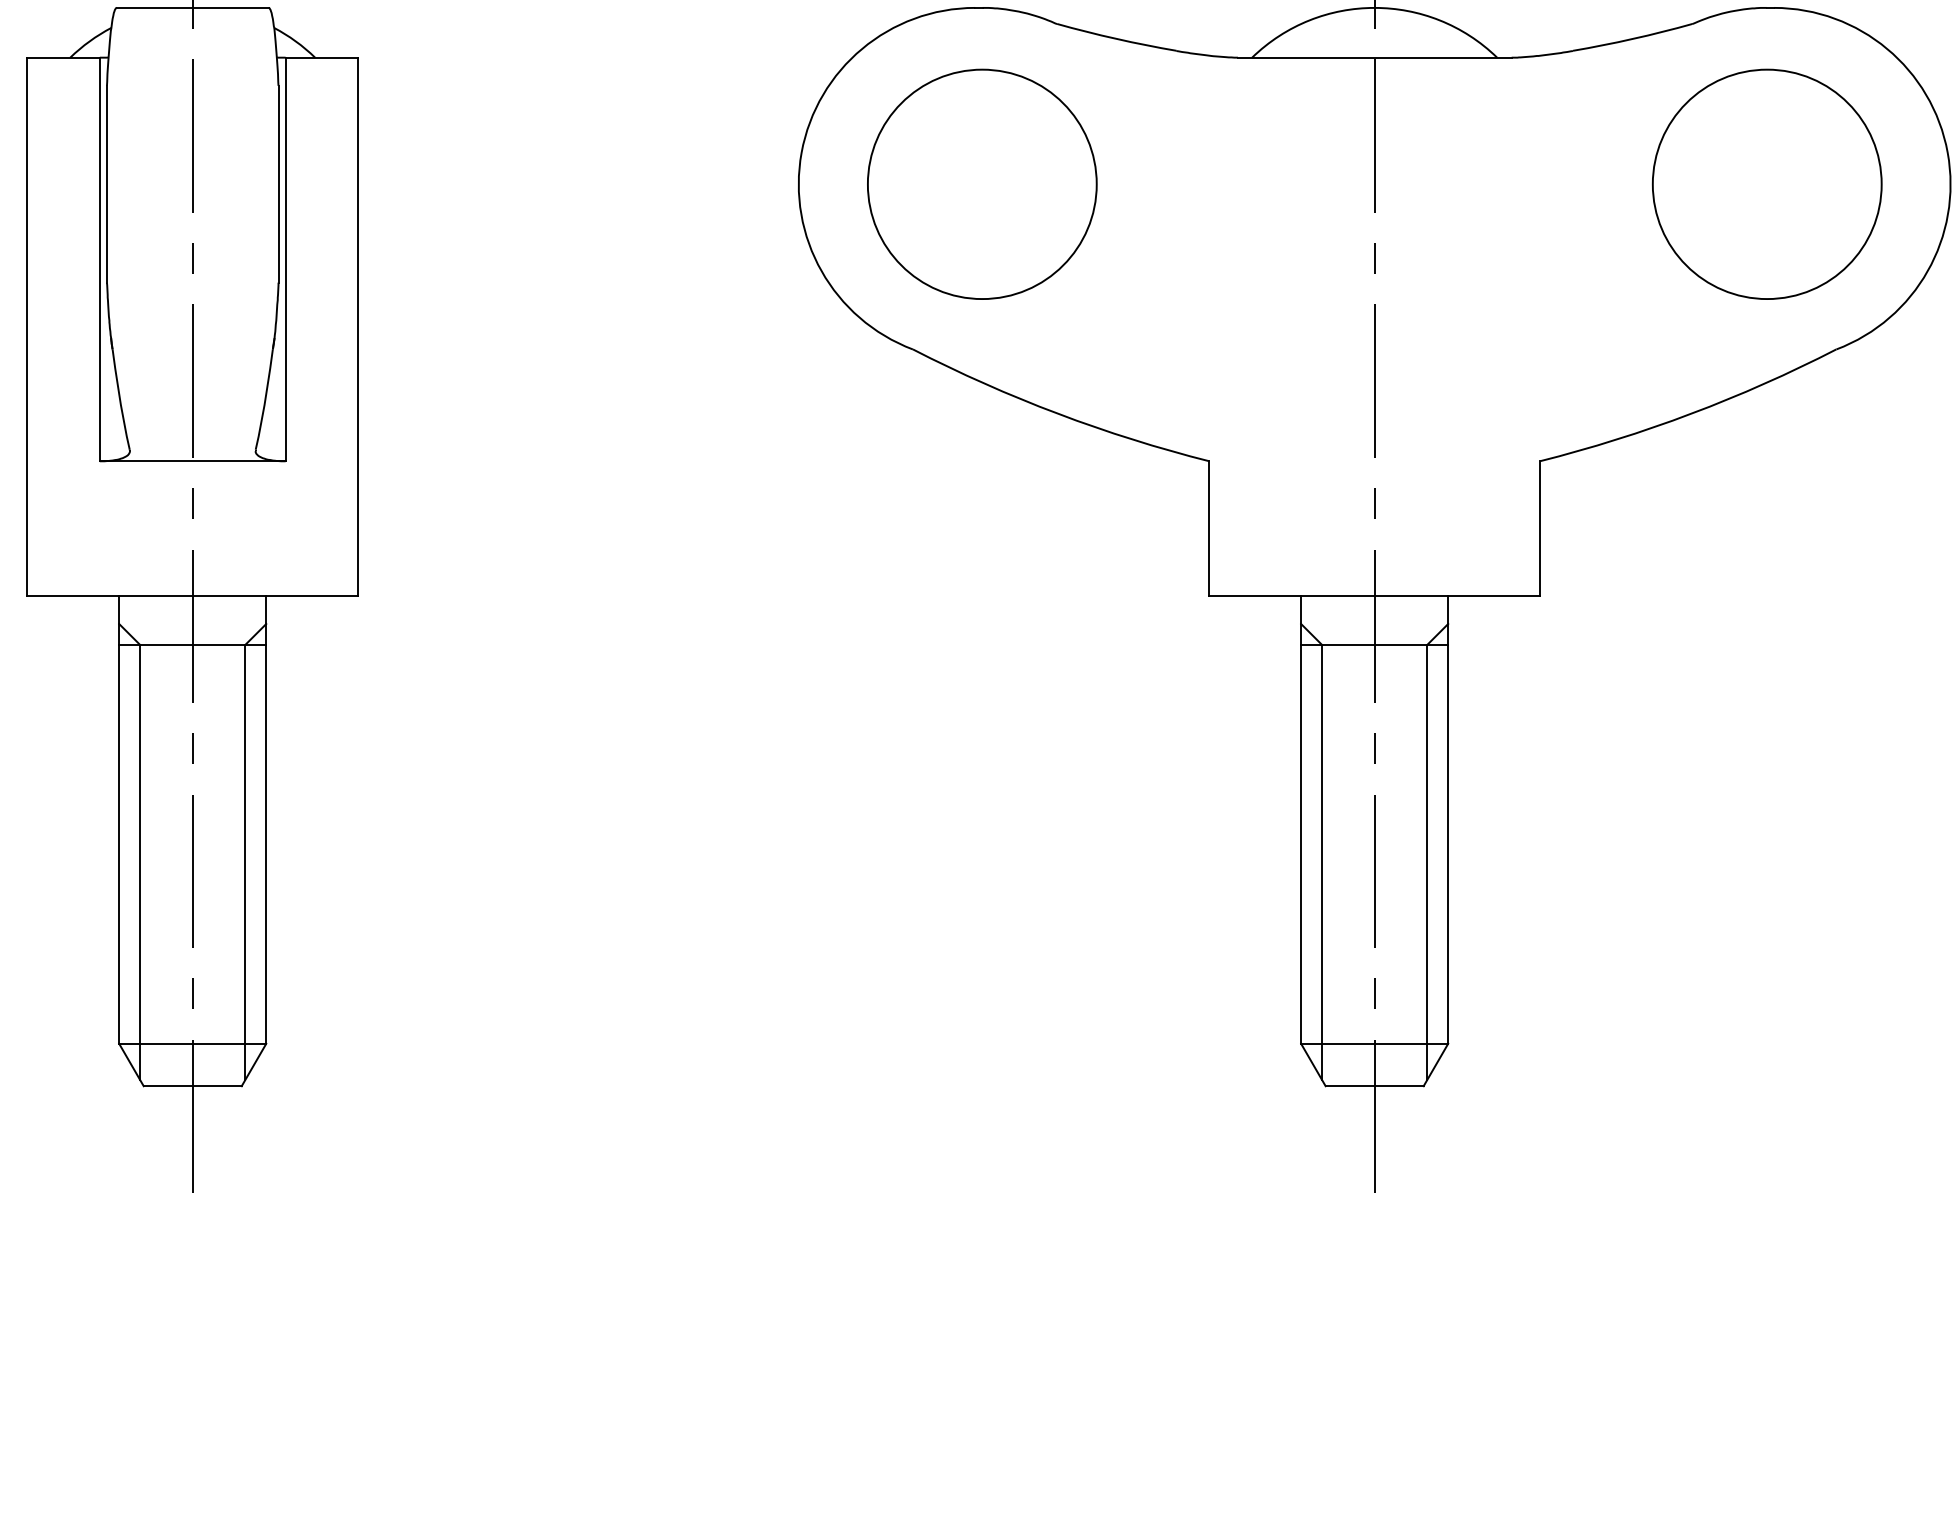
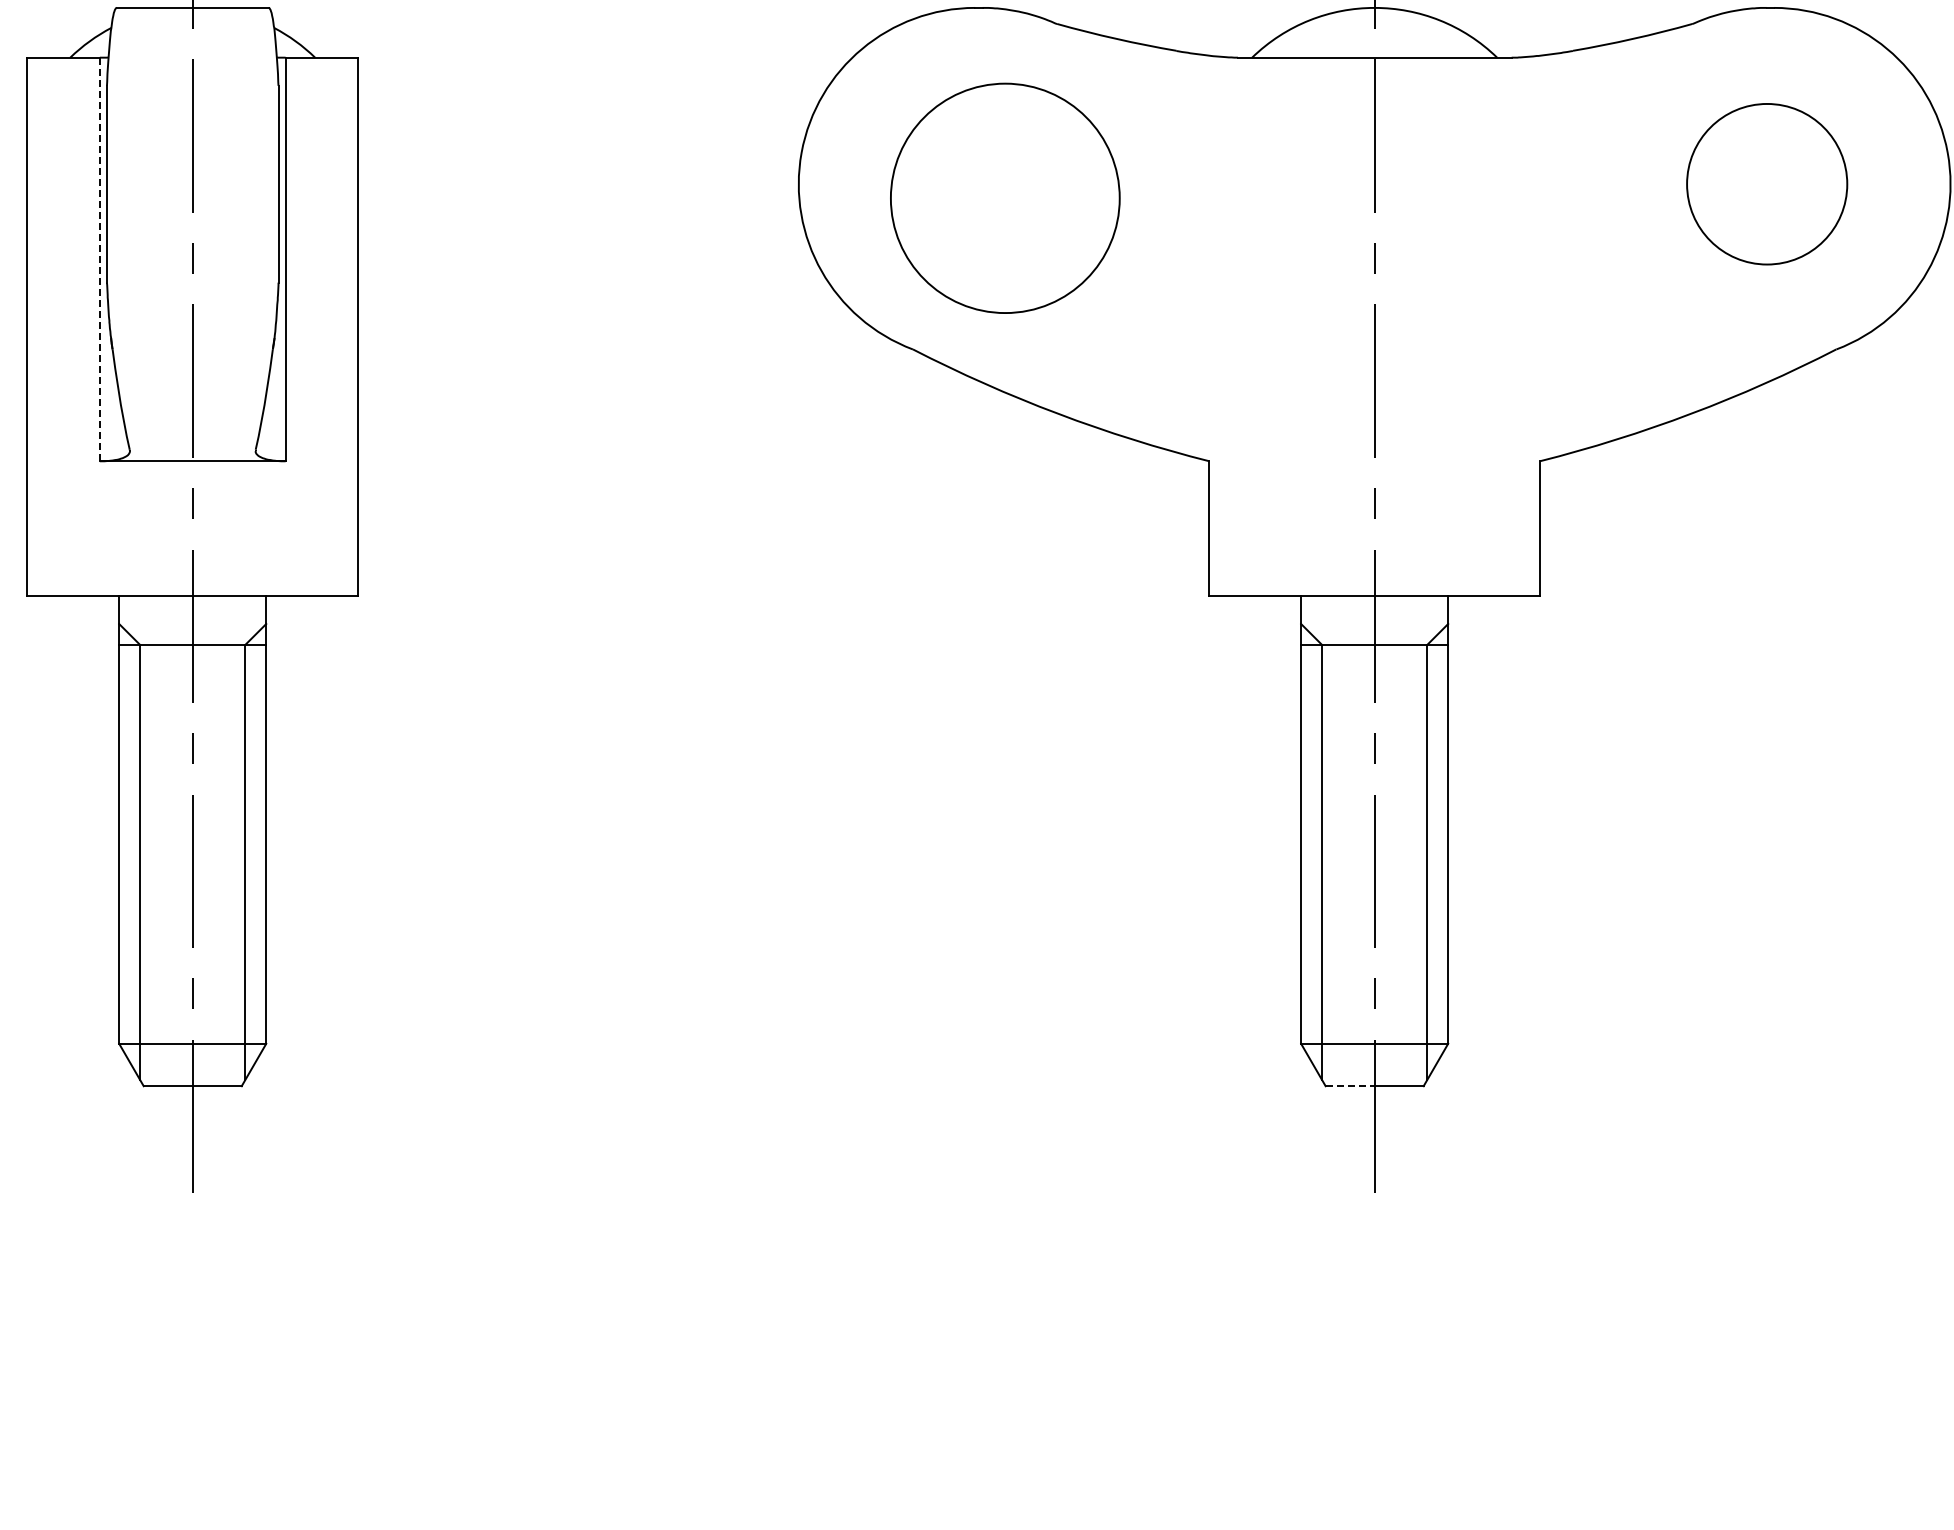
part position: (982, 183) -> (1005, 197) (1005, 197)
part size: 232x232 px -> 163x163 px (1767, 184)
line: solid -> dashed (99, 259)
line: solid -> dashed (1350, 1086)
